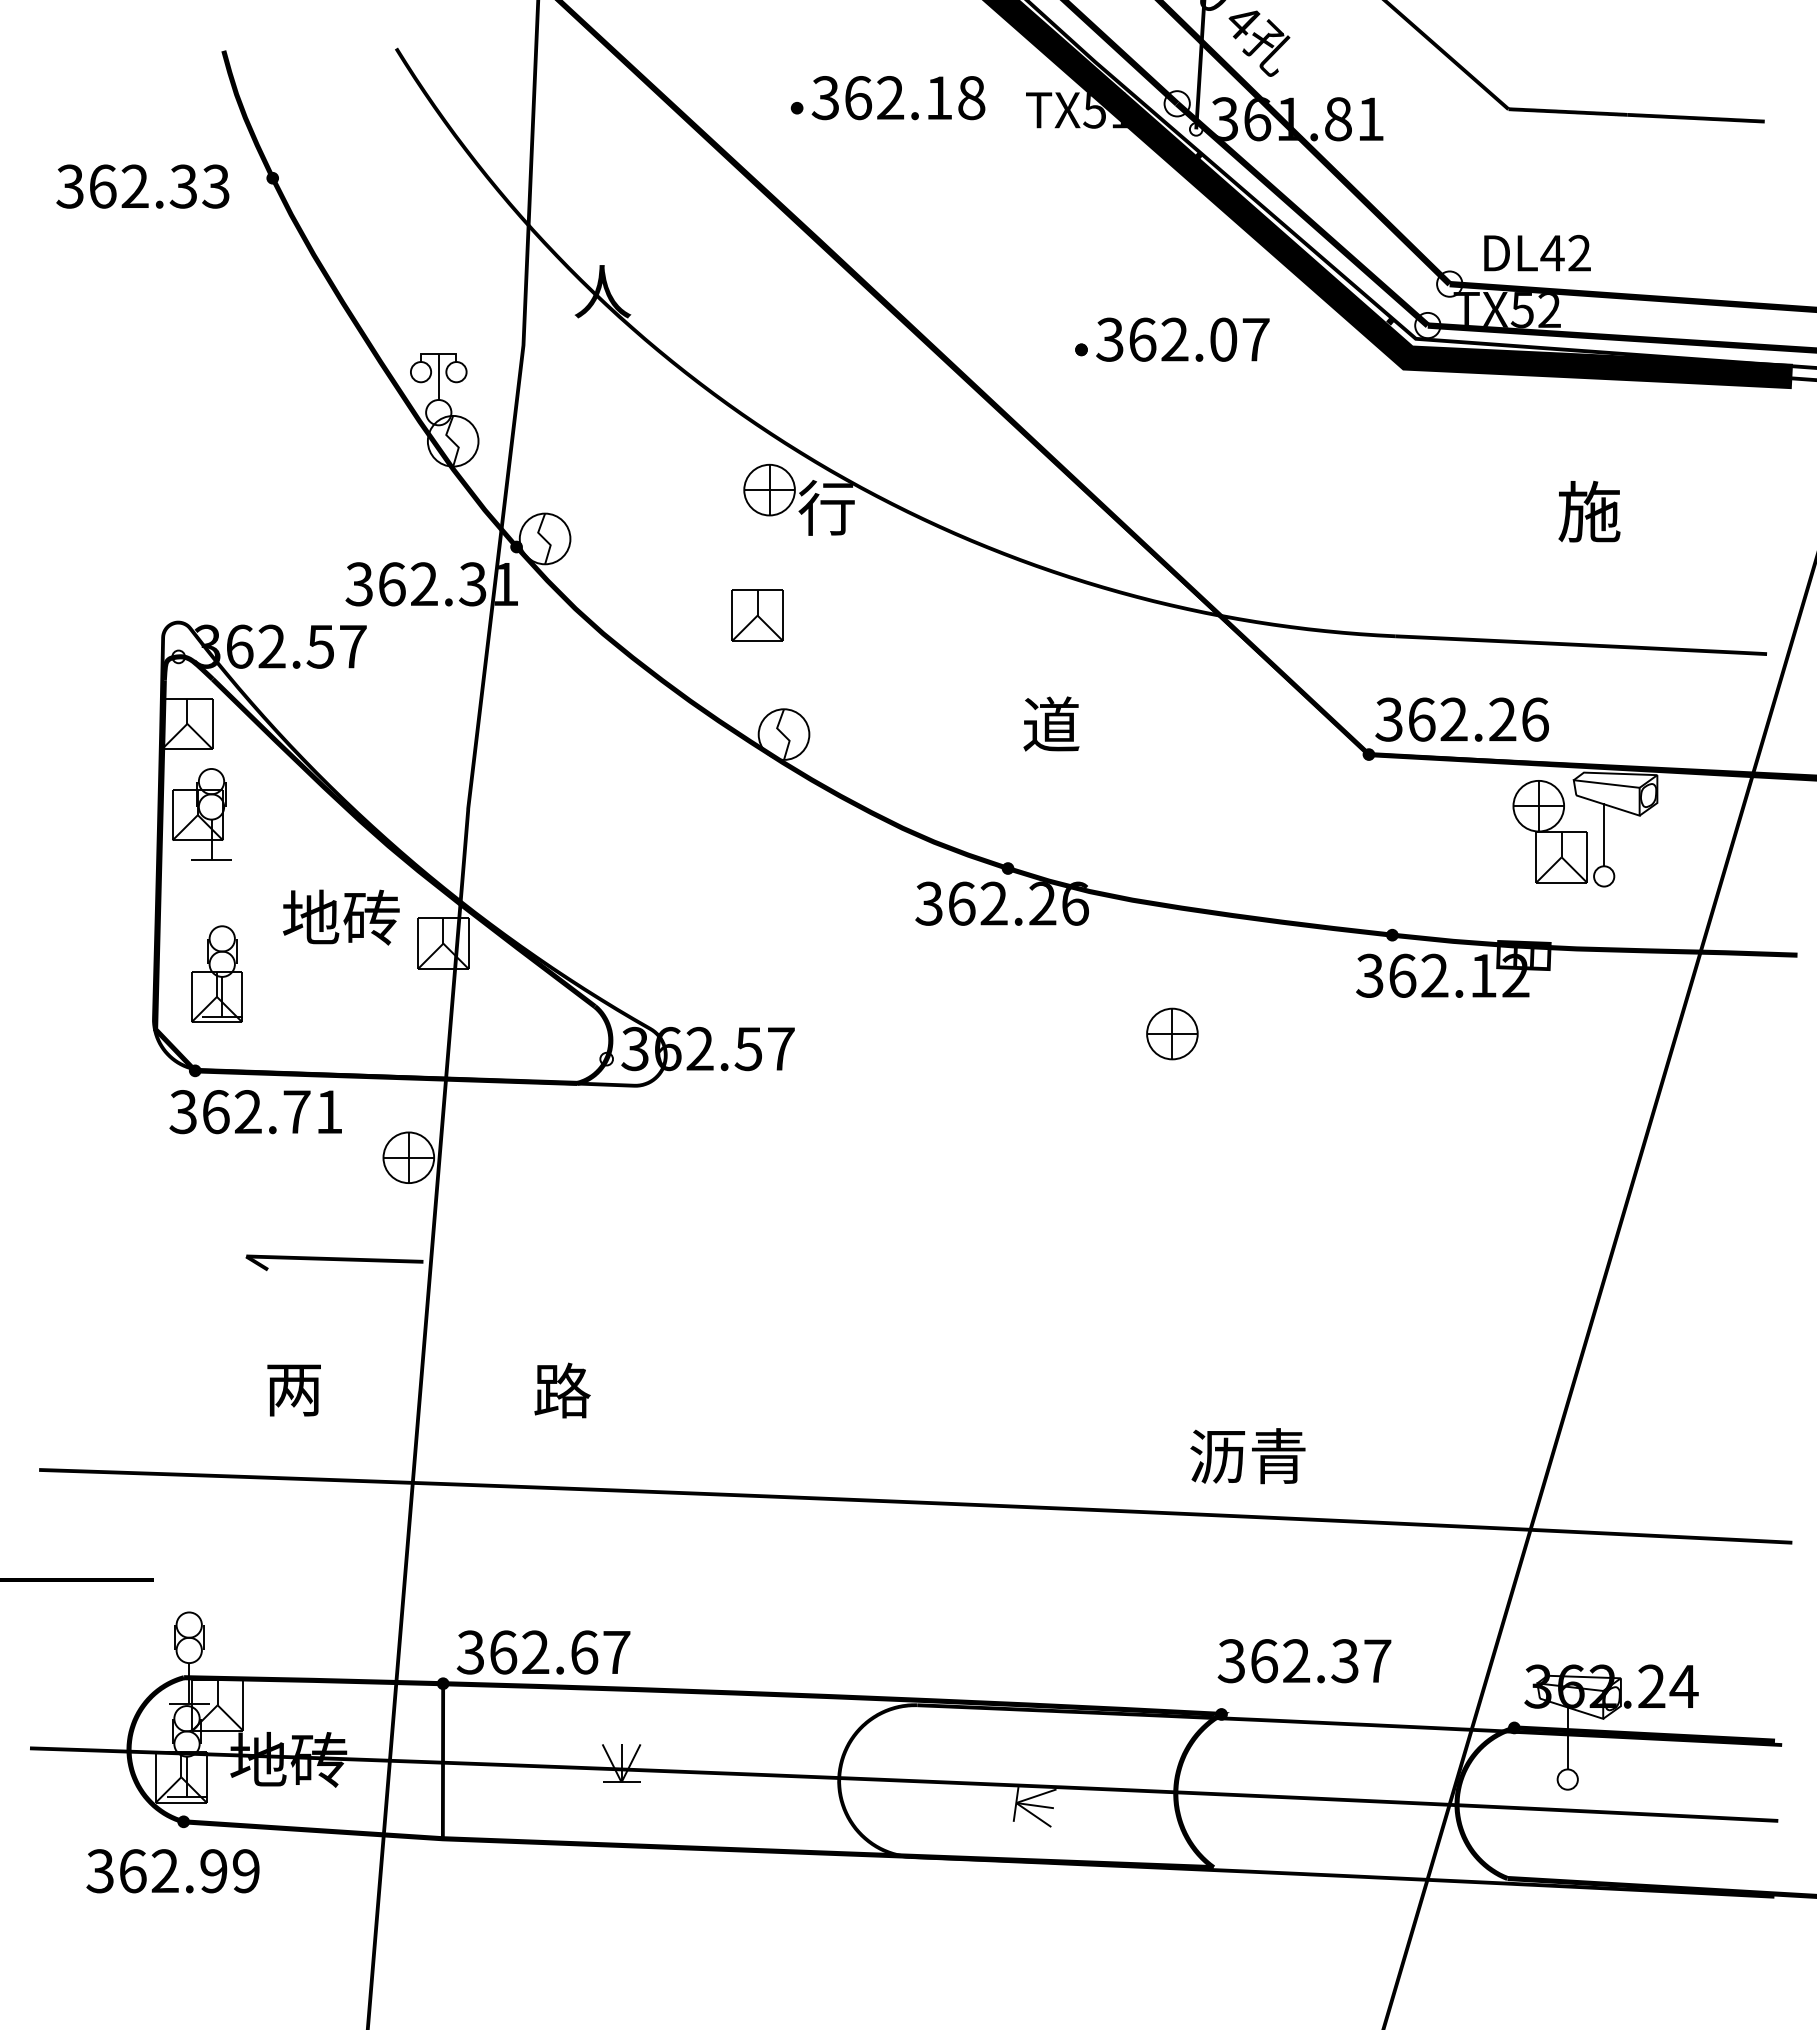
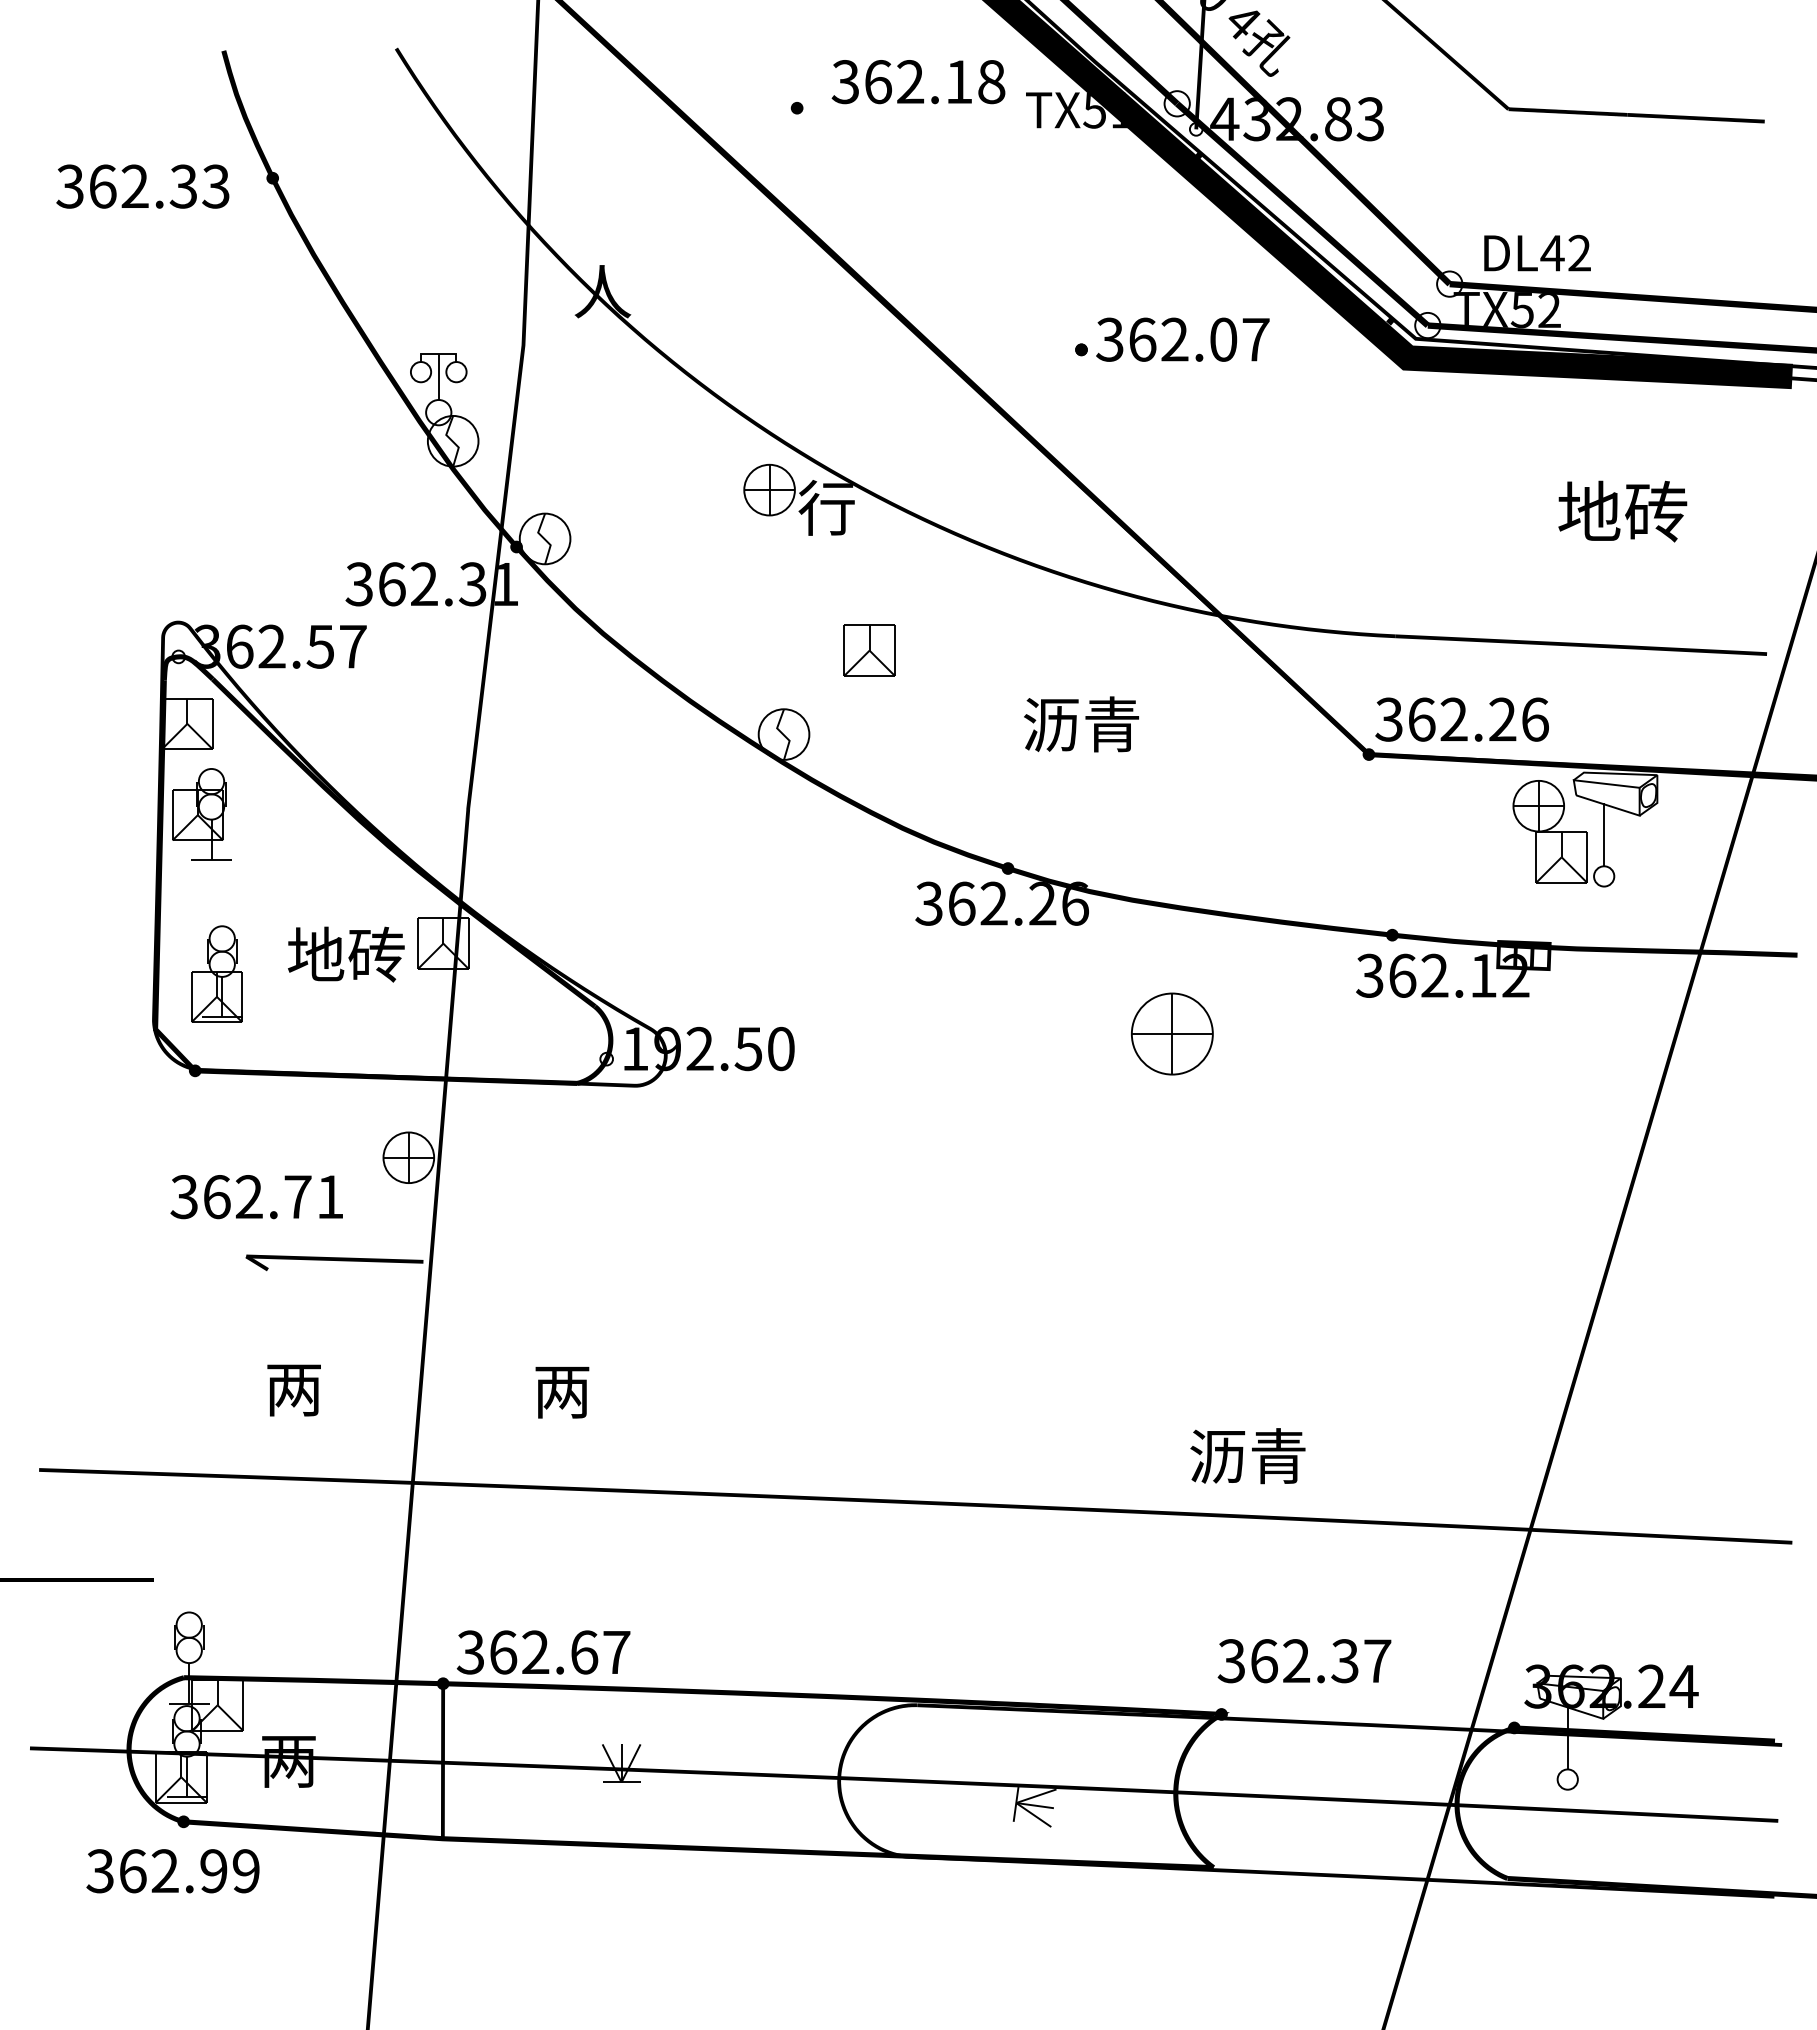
text position: (898, 98) -> (918, 82) (918, 82)
text: 361.81 -> 432.83 (1296, 119)
text: 施 -> 地砖 (1622, 511)
part position: (757, 615) -> (869, 650) (869, 650)
text: 道 -> 沥青 (1081, 724)
text position: (341, 917) -> (346, 954) (346, 954)
part size: 53x54 px -> 83x84 px (1172, 1033)
text: 362.57 -> 192.50 (707, 1048)
text position: (255, 1112) -> (256, 1197) (256, 1197)
text: 路 -> 两 (562, 1390)
text: 地砖 -> 两 (288, 1759)
